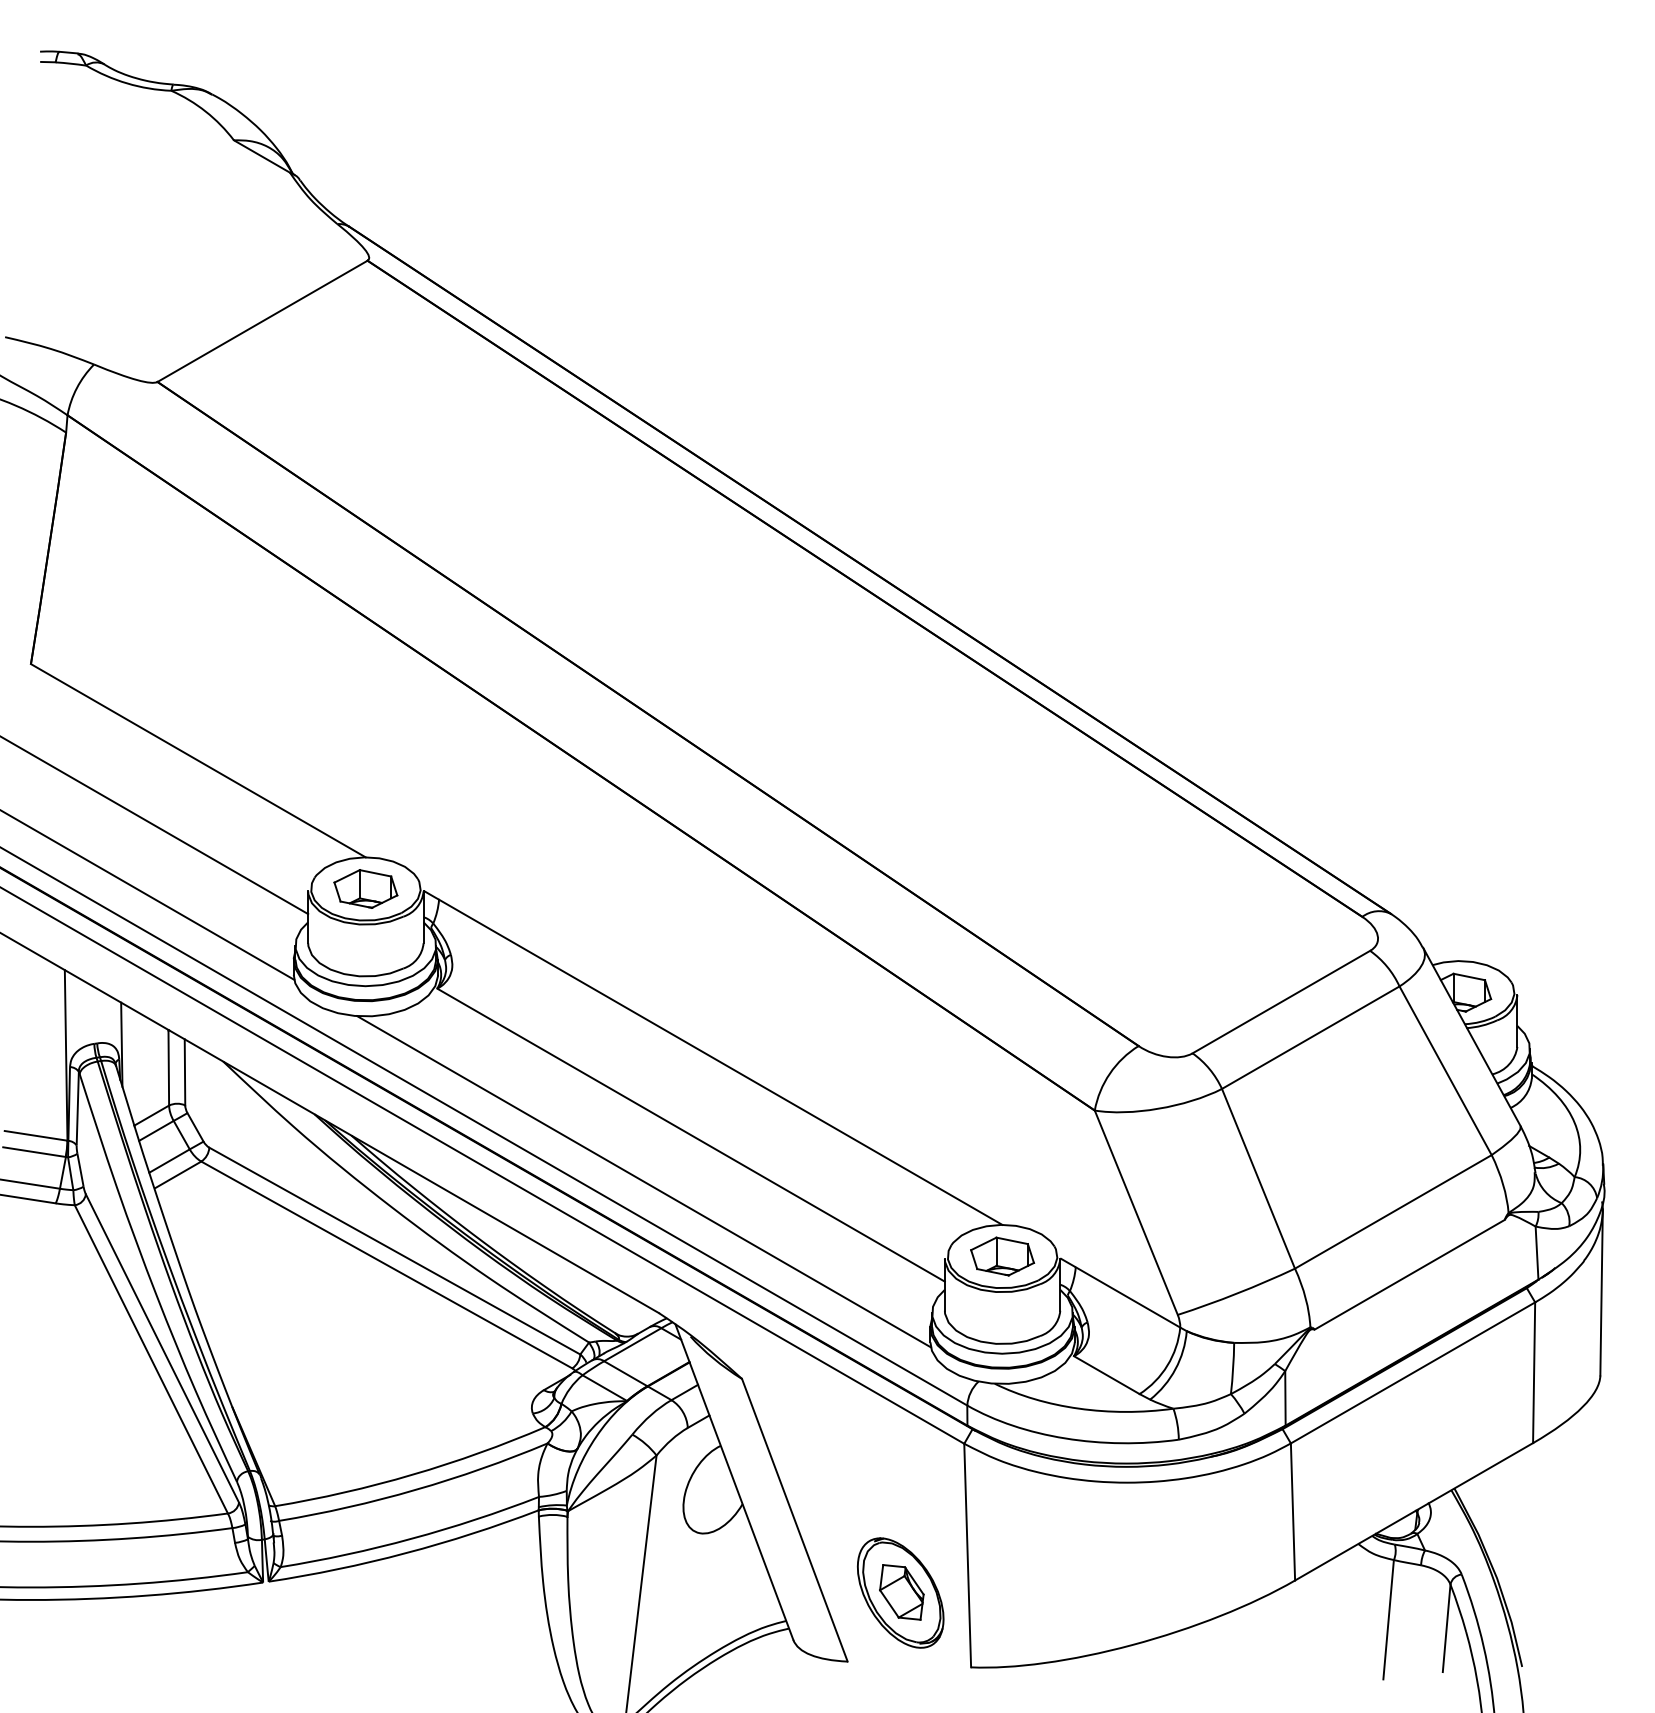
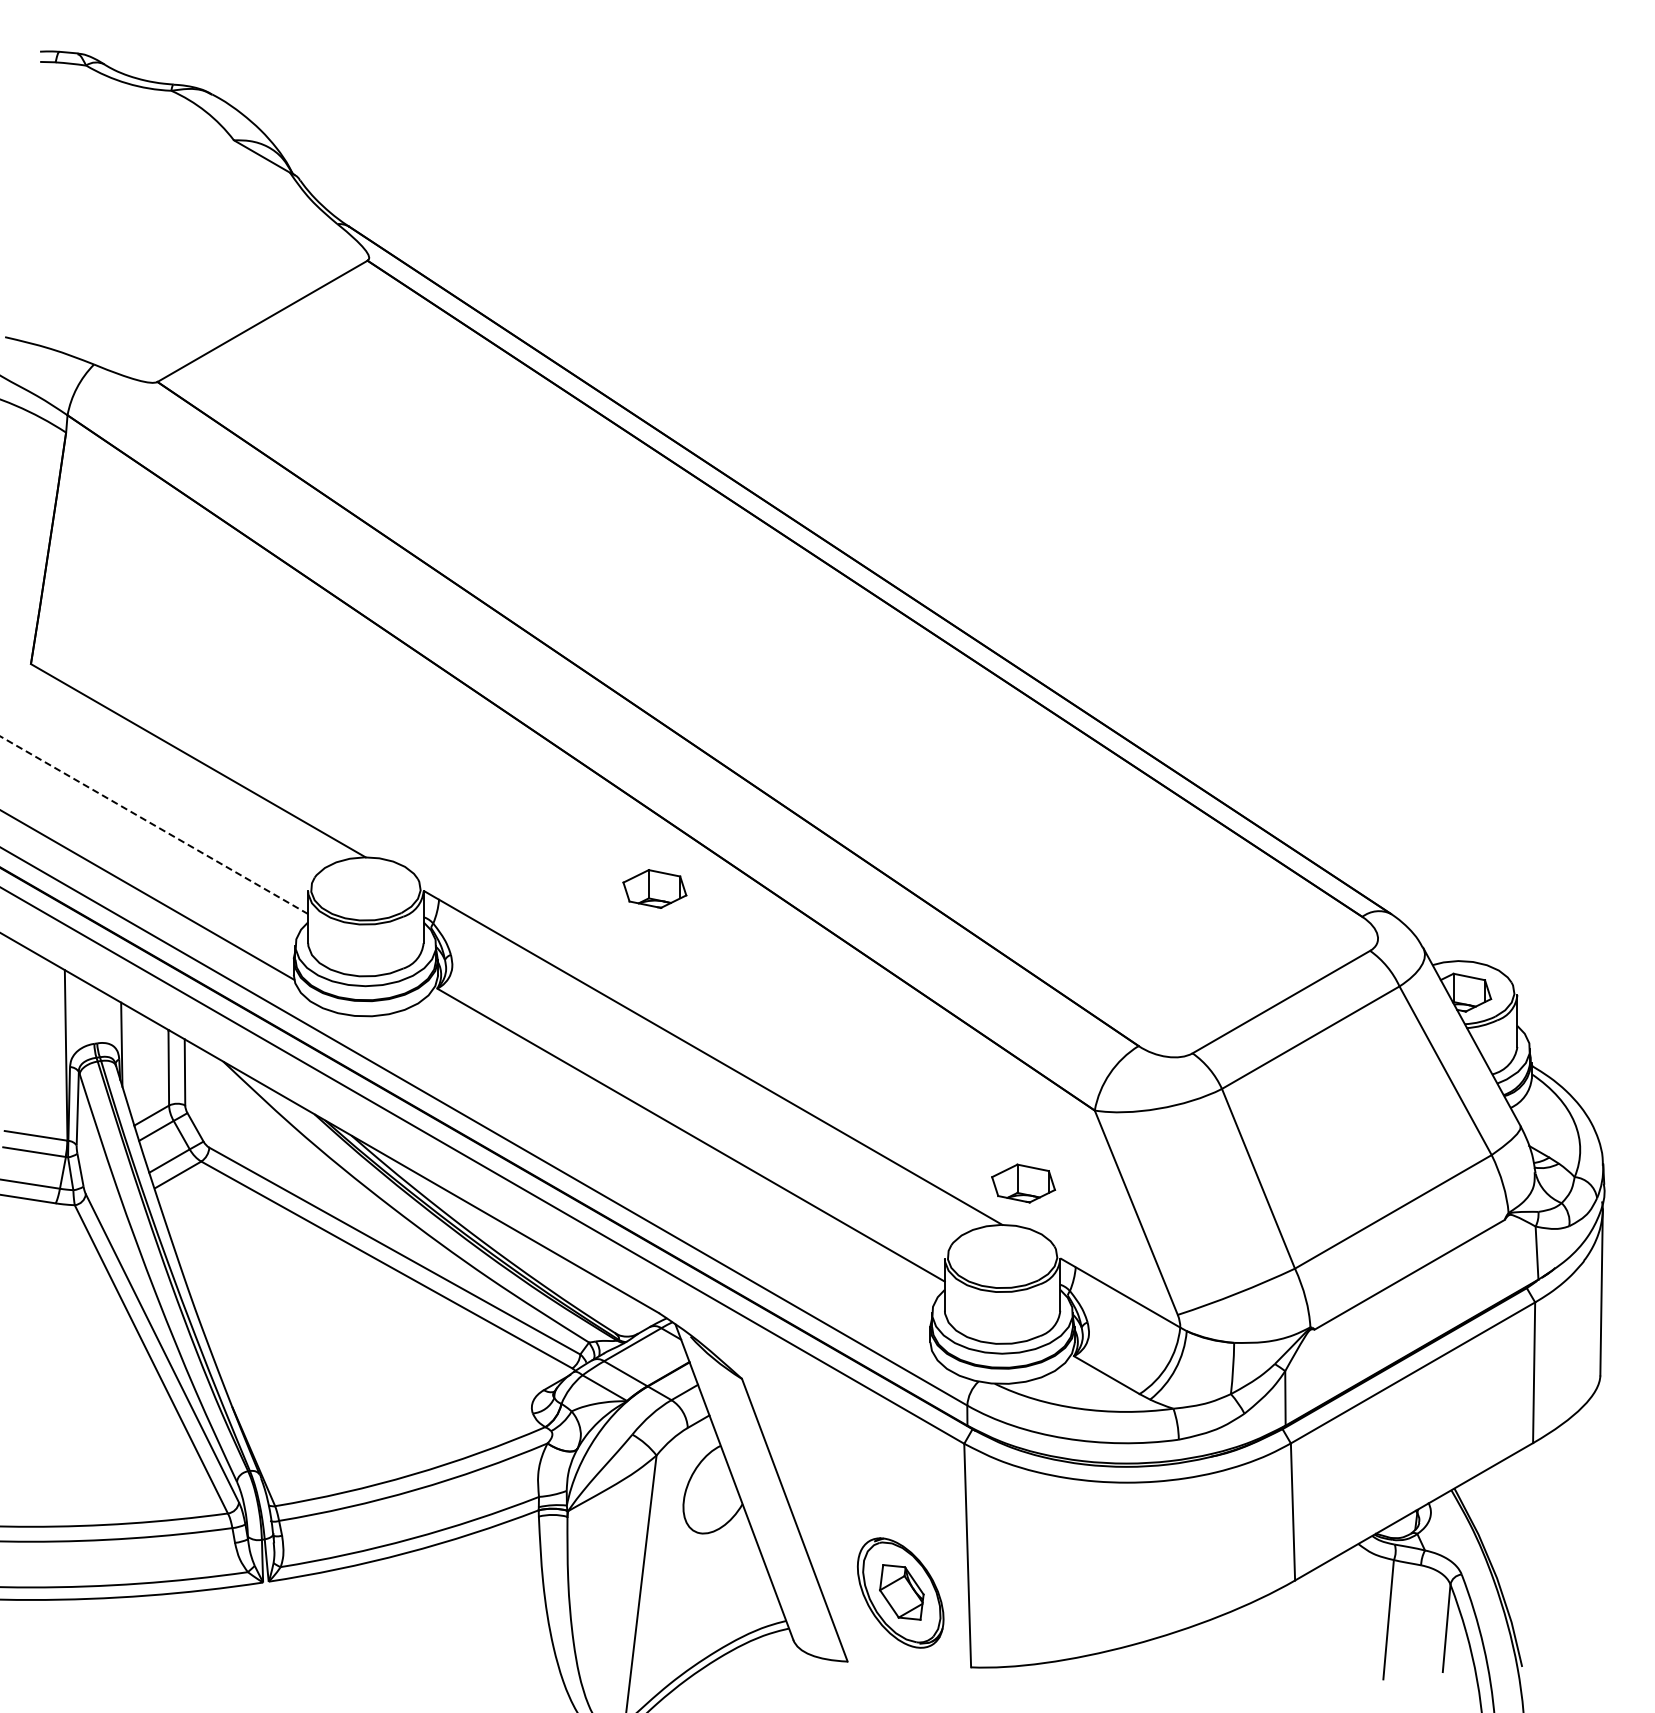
line: solid -> dashed (154, 825)
part position: (365, 888) -> (654, 888) (654, 888)
line: present -> none (643, 1181)
part position: (1002, 1256) -> (1023, 1183) (1023, 1183)
